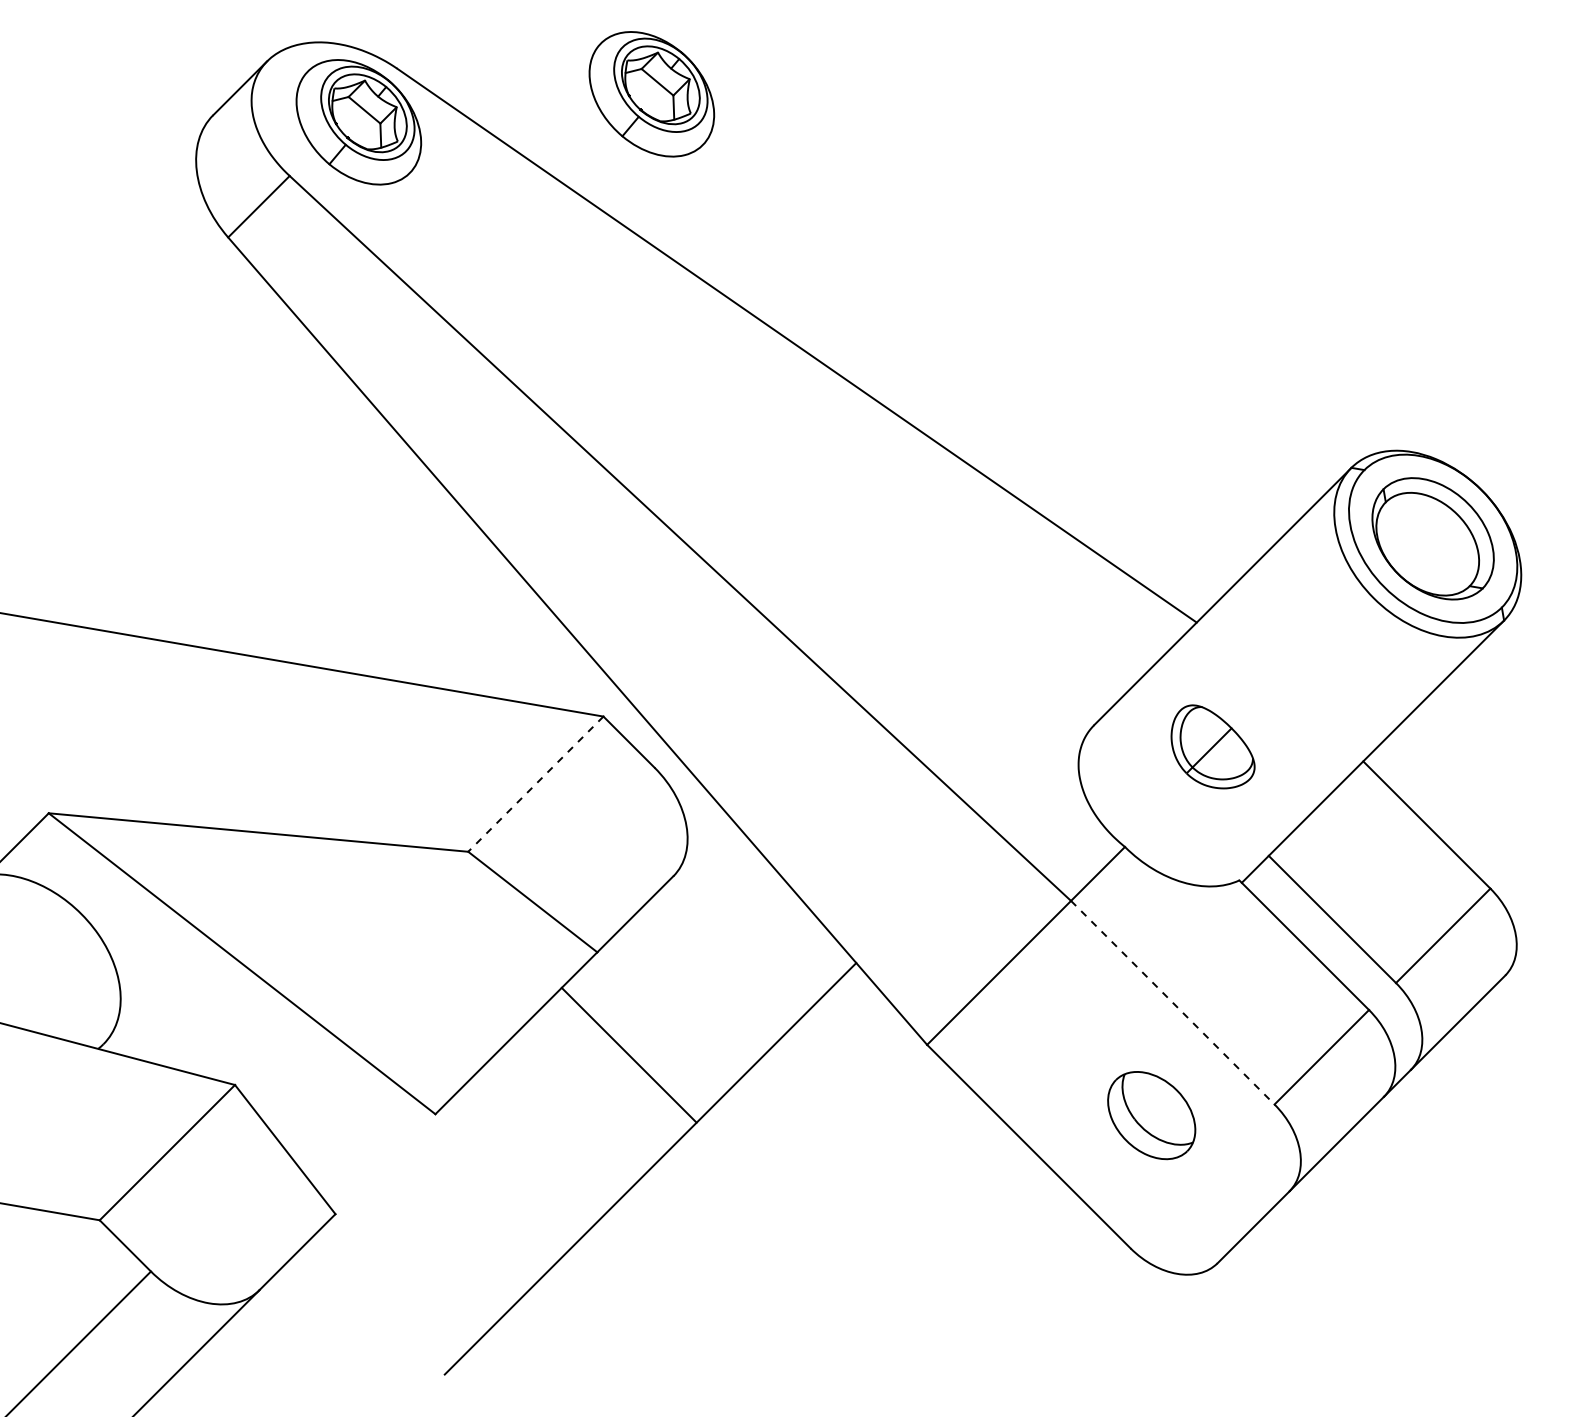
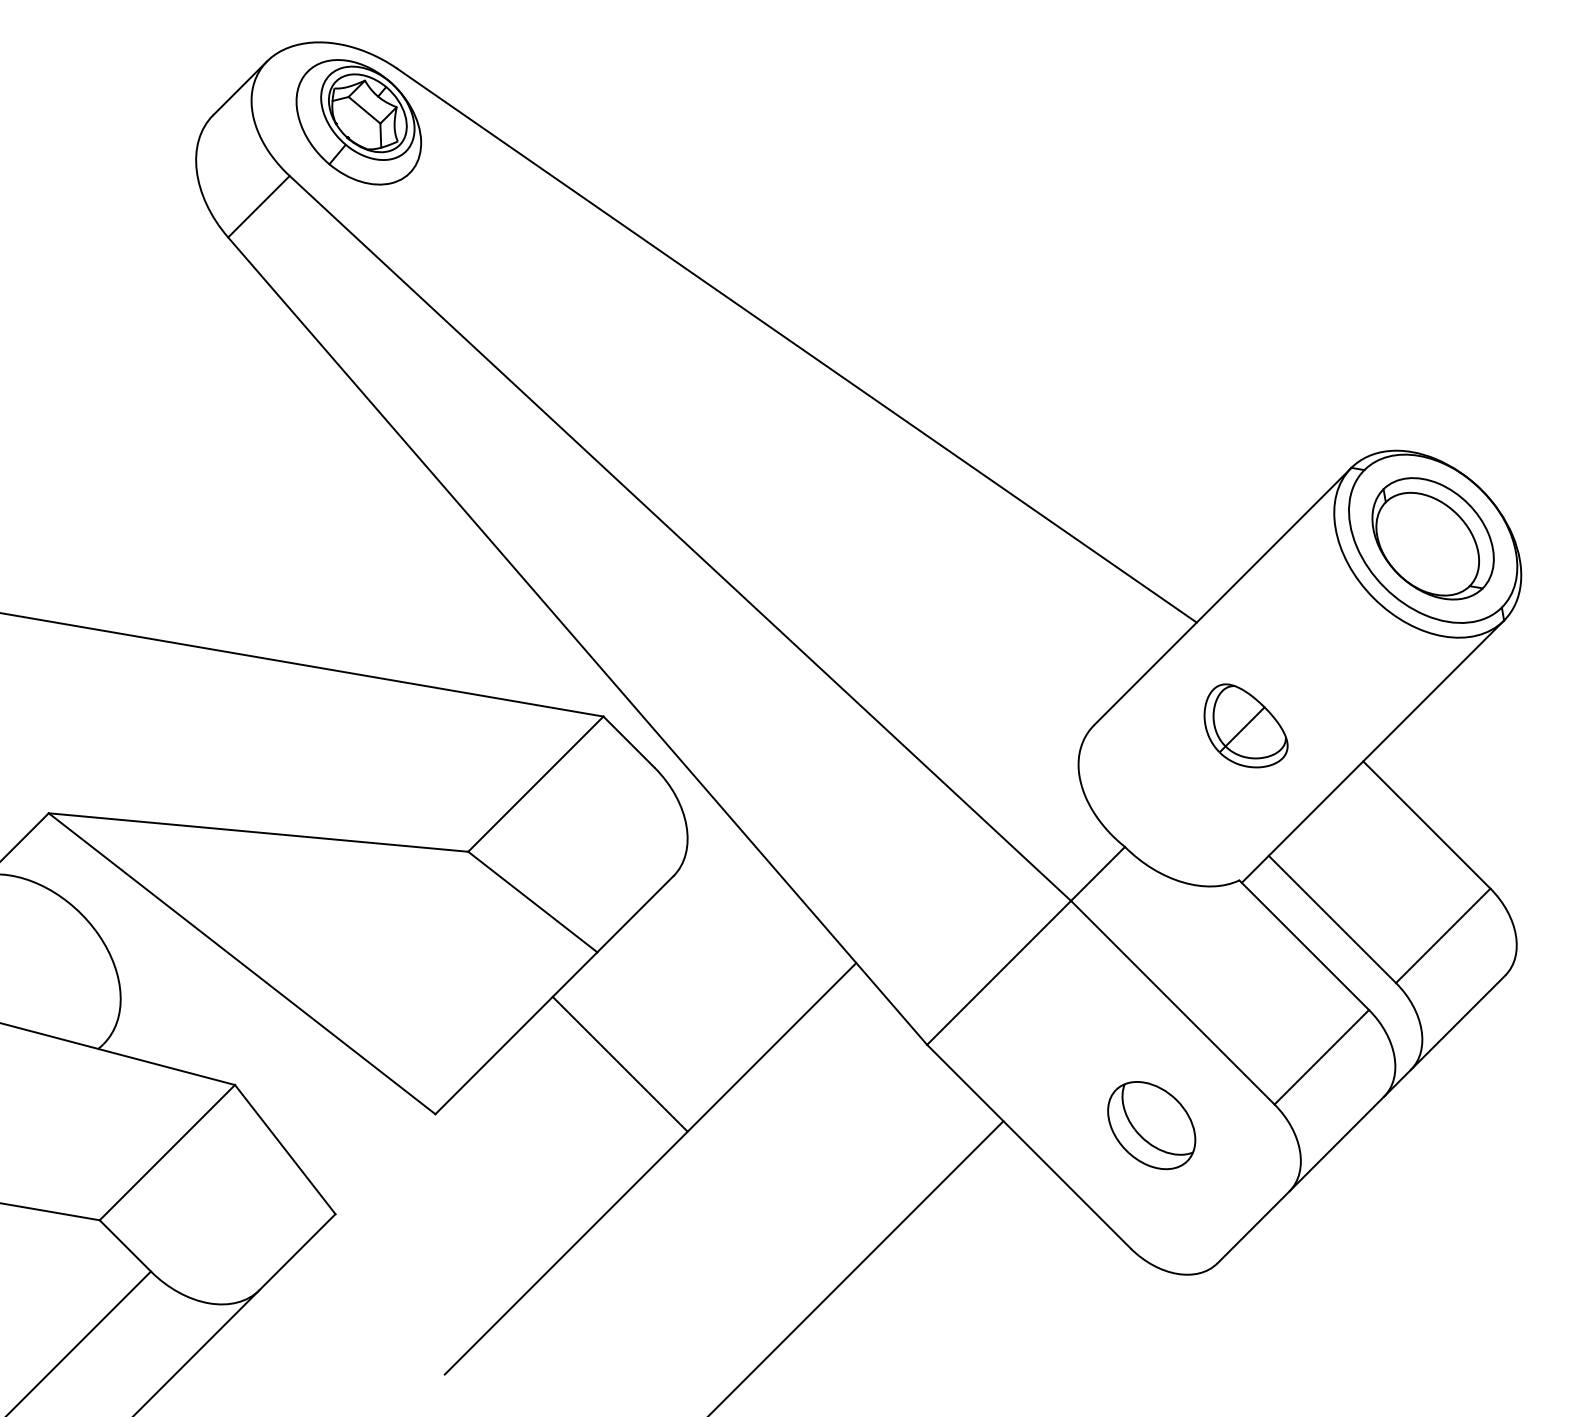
part: present -> none (651, 94)
part position: (1212, 746) -> (1245, 725) (1245, 725)
line: dashed -> solid (535, 784)
line: dashed -> solid (1172, 1002)
line position: (628, 1054) -> (619, 1063) (619, 1063)
part position: (1151, 1115) -> (1151, 1125) (1151, 1125)
line: none -> present (857, 1267)
